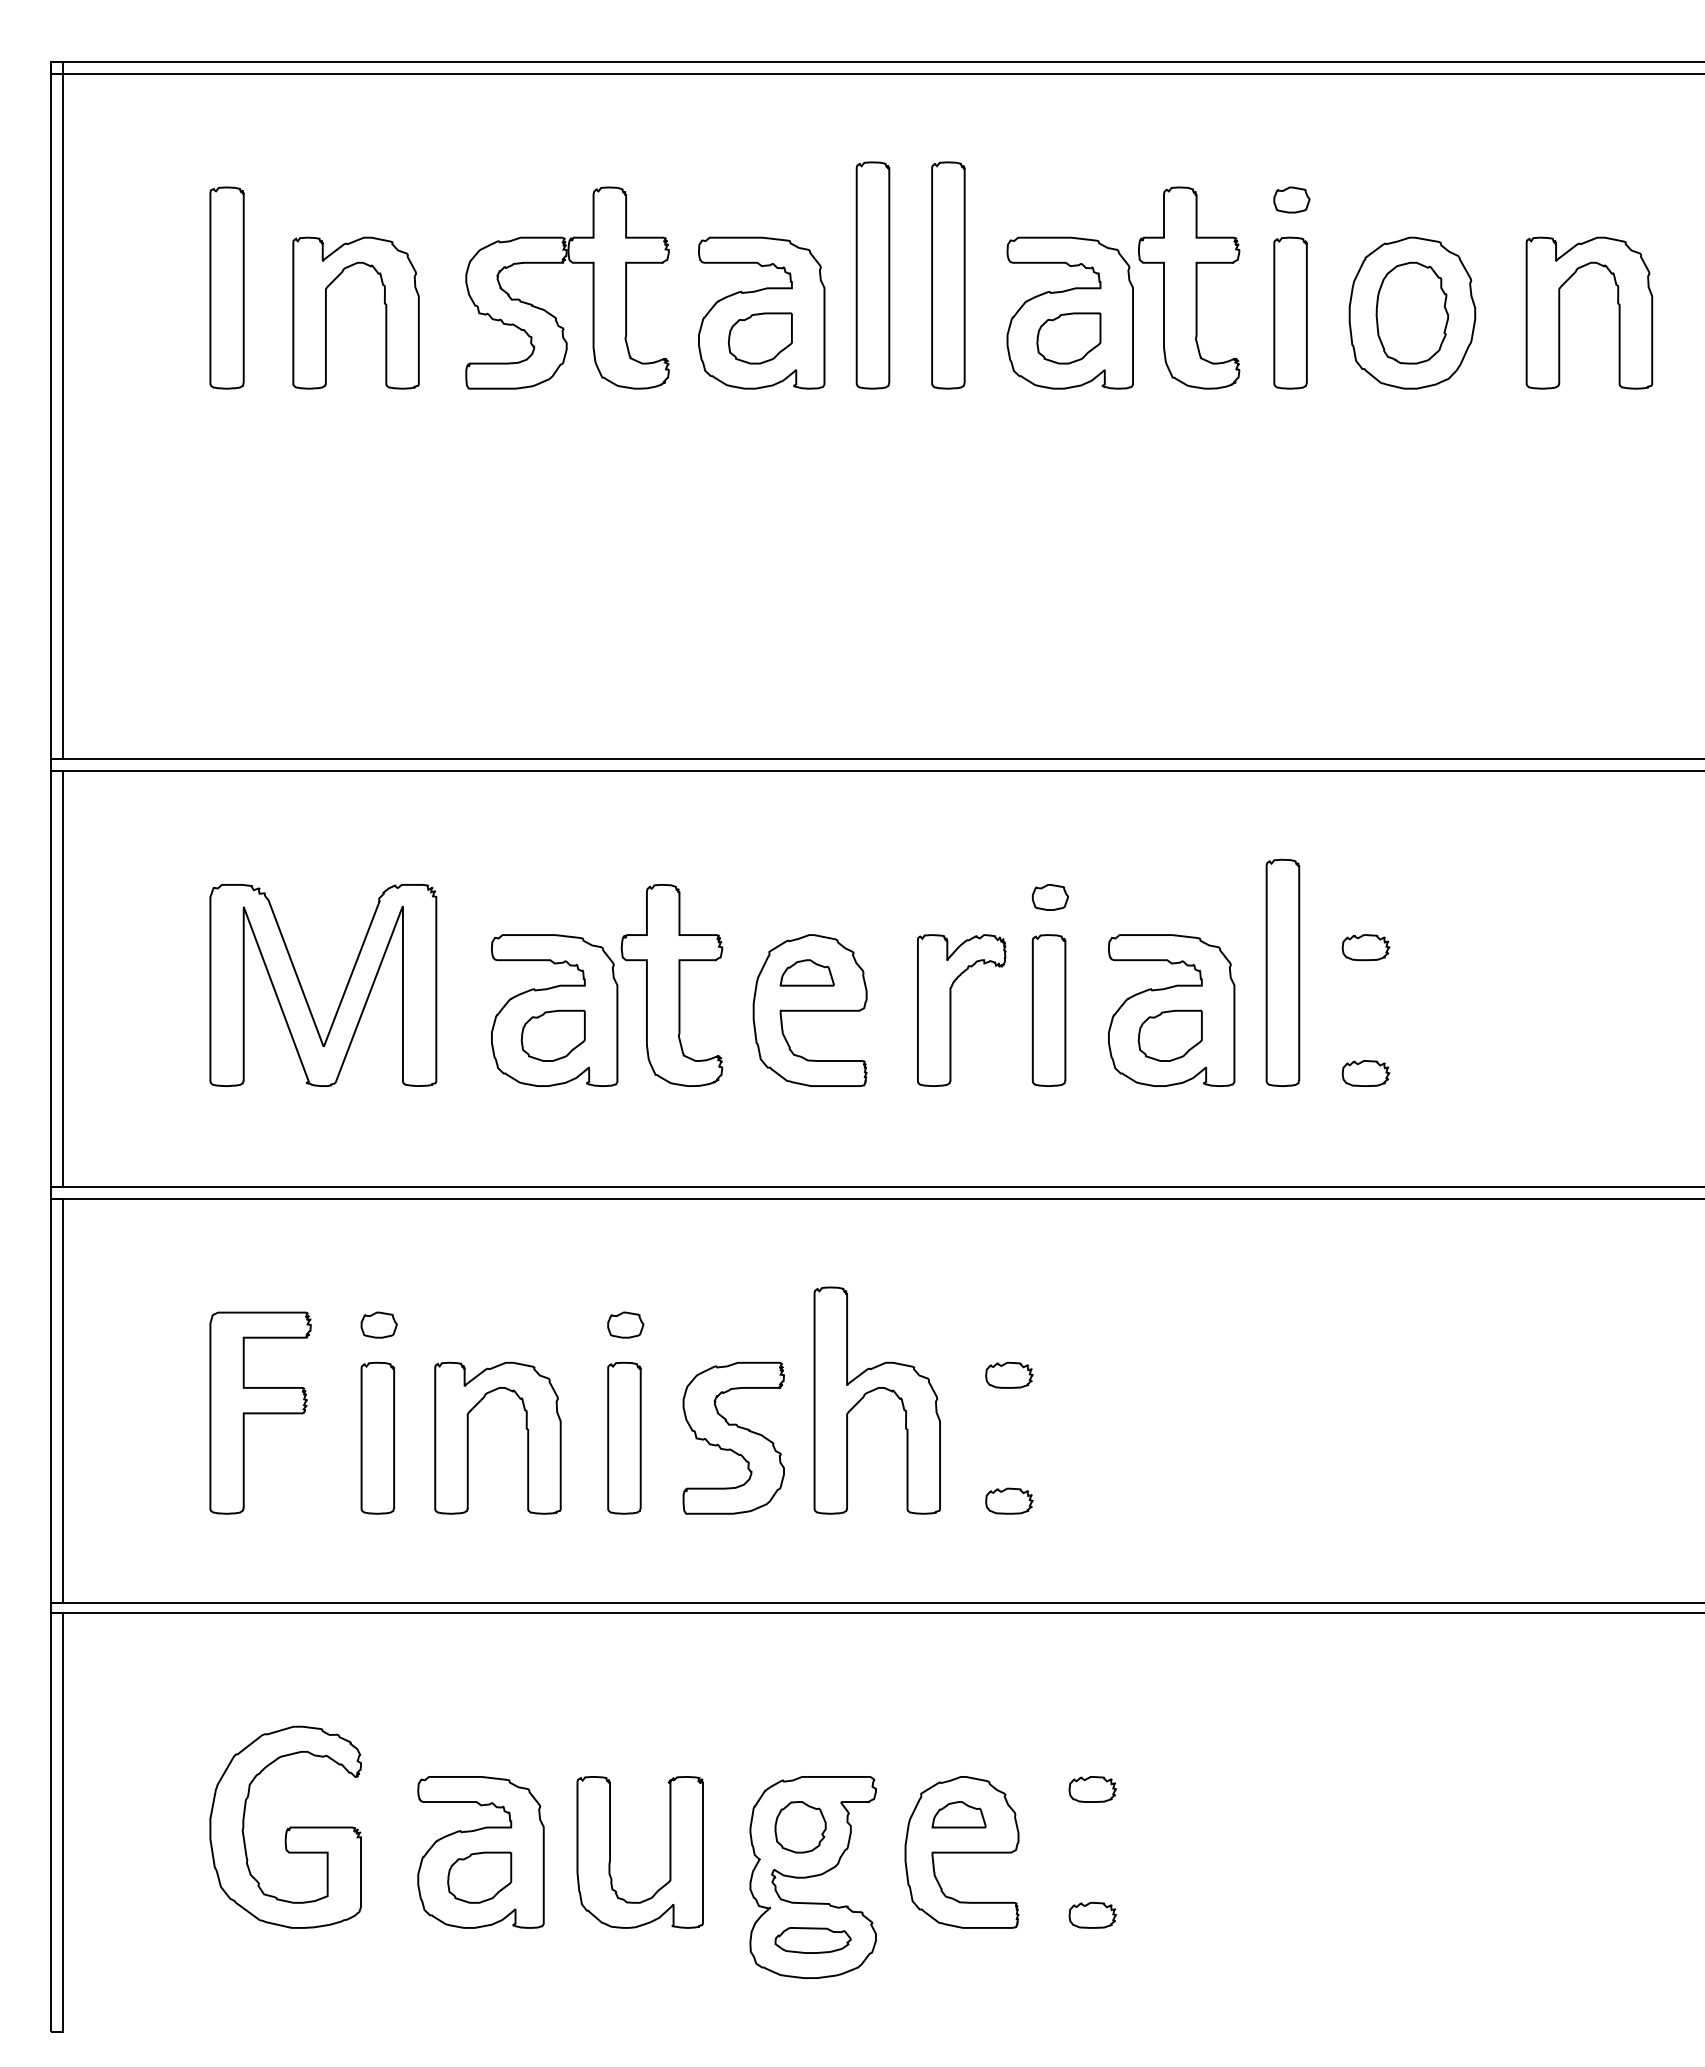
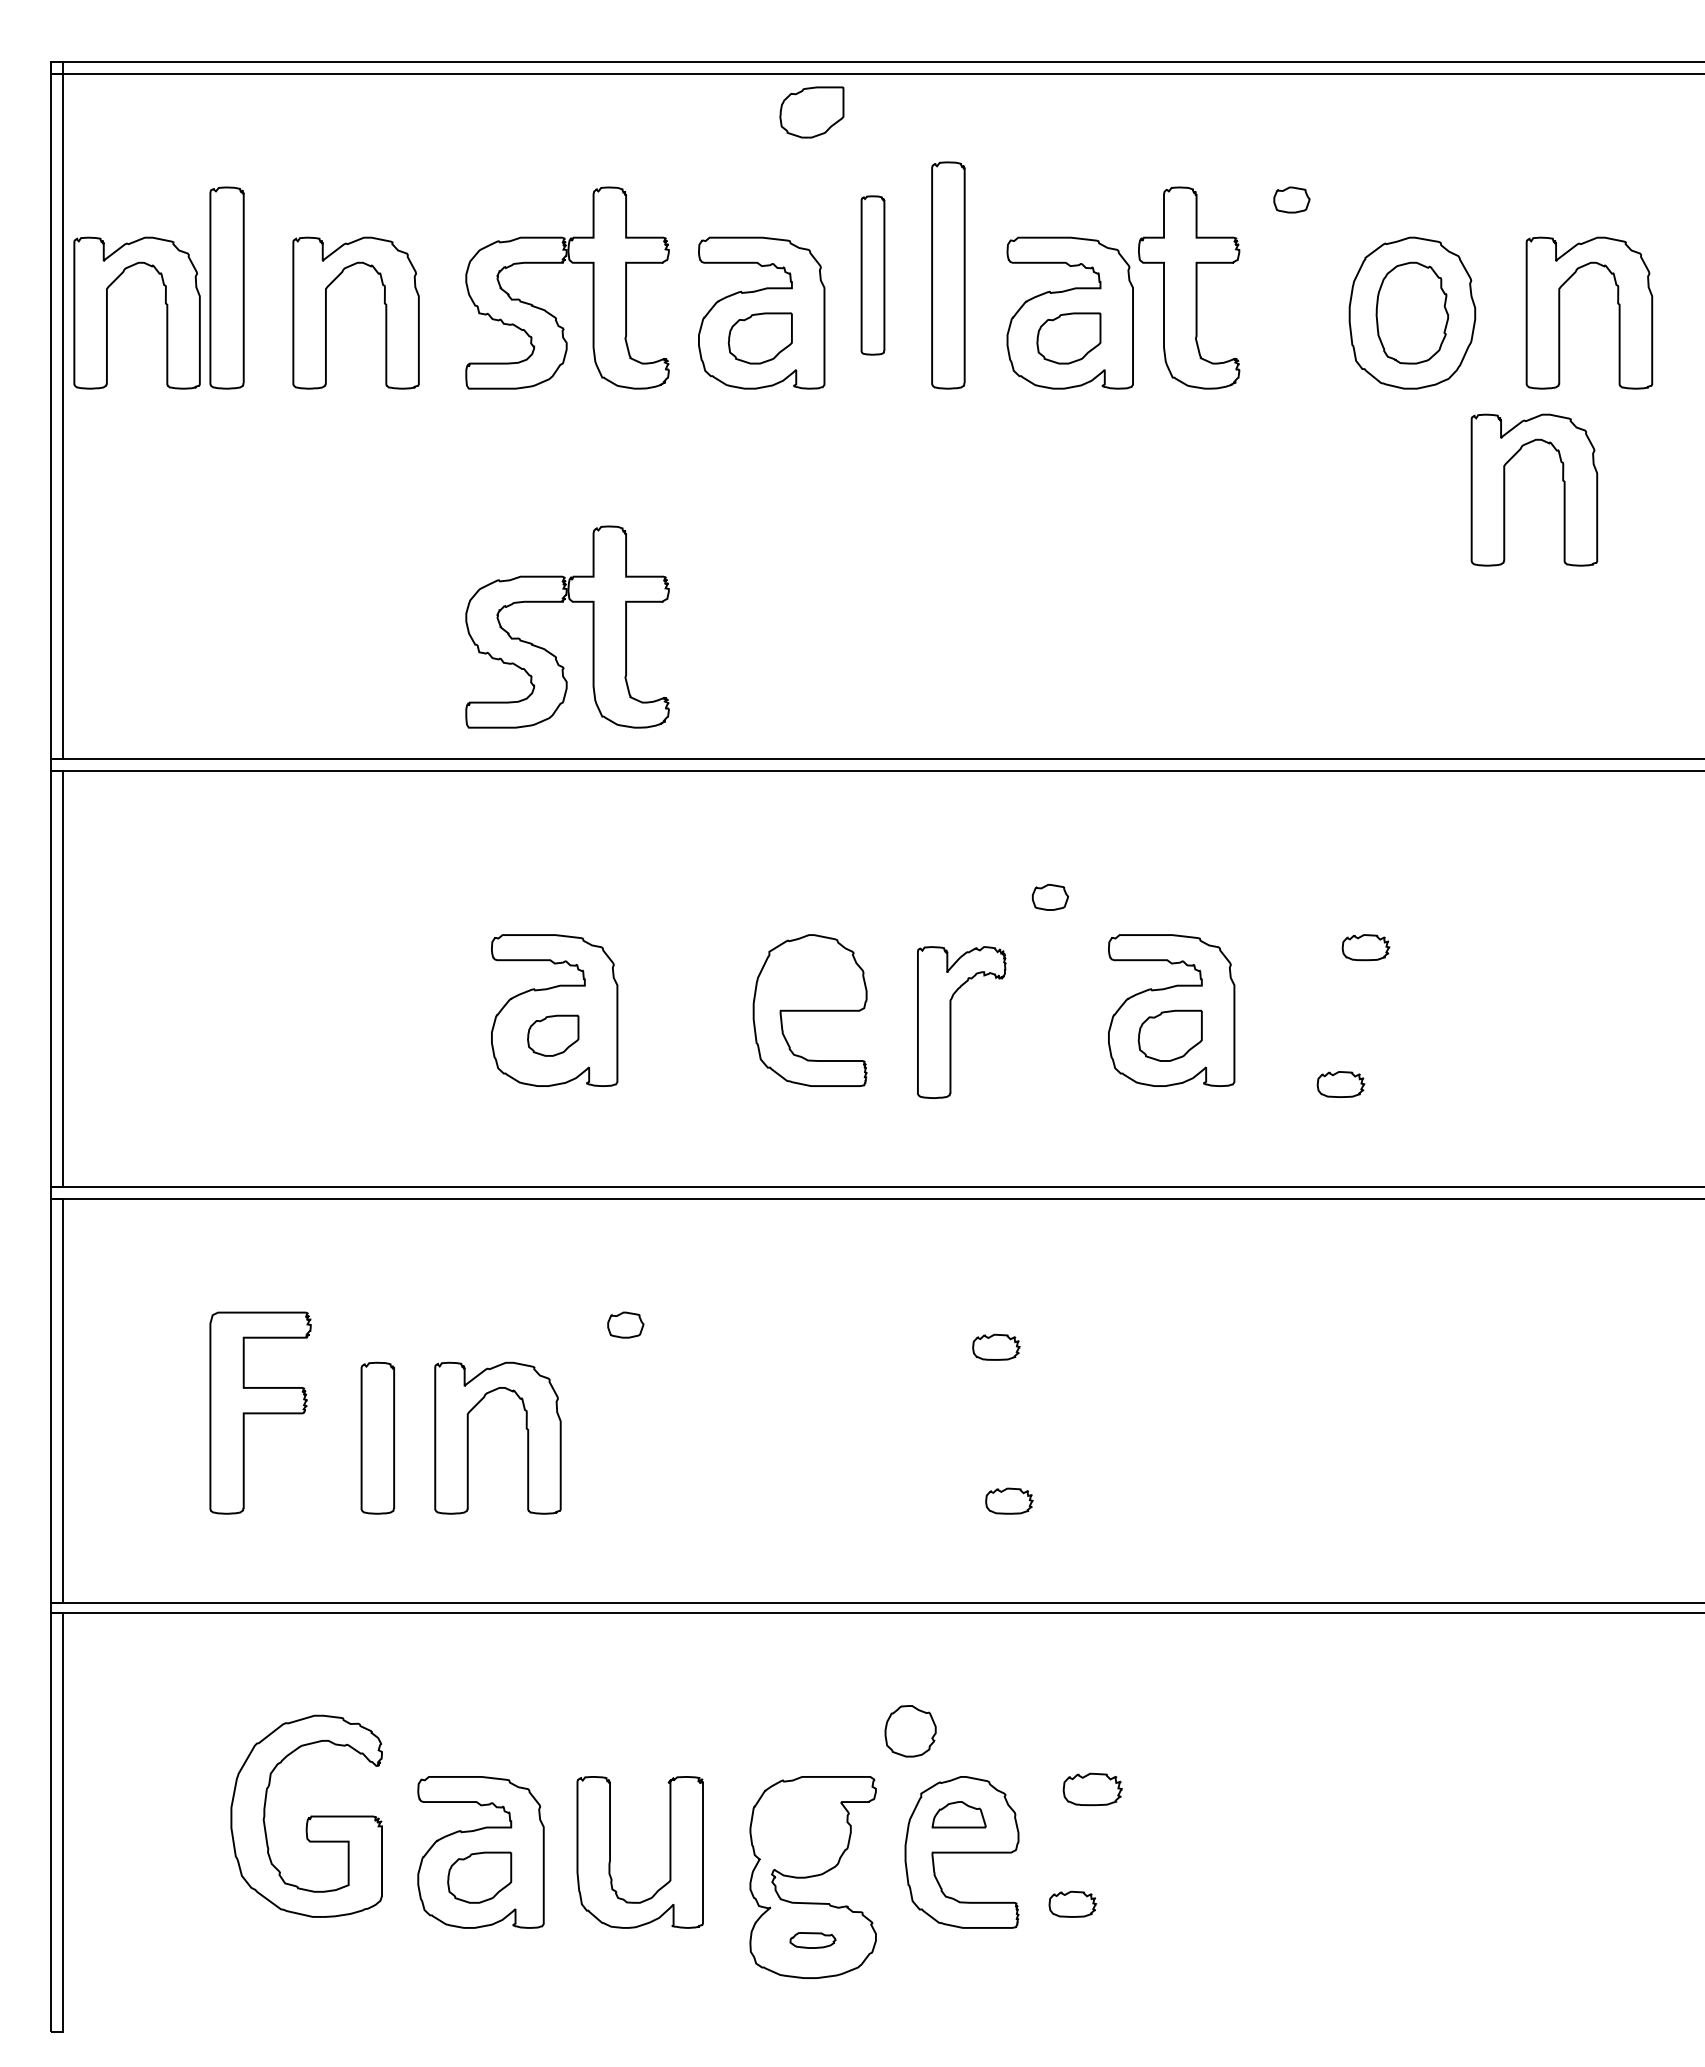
part: none -> present (811, 112)
part size: 36x229 px -> 26x161 px (872, 275)
part: none -> present (107, 312)
part: present -> none (1290, 312)
part: none -> present (1505, 489)
part: none -> present (563, 602)
part: present -> none (806, 972)
part: present -> none (1282, 972)
part: present -> none (671, 985)
part: present -> none (304, 992)
part position: (951, 1010) -> (951, 1022) (951, 1022)
part: present -> none (1048, 1010)
part size: 66x53 px -> 53x43 px (553, 1035)
part position: (1365, 1073) -> (1340, 1084) (1340, 1084)
part: present -> none (378, 1324)
part position: (1009, 1374) -> (996, 1346) (996, 1346)
part: present -> none (871, 1392)
part: present -> none (624, 1437)
part: present -> none (733, 1437)
part size: 50x27 px -> 61x35 px (1092, 1789)
part position: (285, 1826) -> (306, 1815) (306, 1815)
part position: (800, 1827) -> (910, 1731) (910, 1731)
part position: (1092, 1914) -> (1072, 1903) (1072, 1903)
part size: 78x27 px -> 48x17 px (812, 1940)
